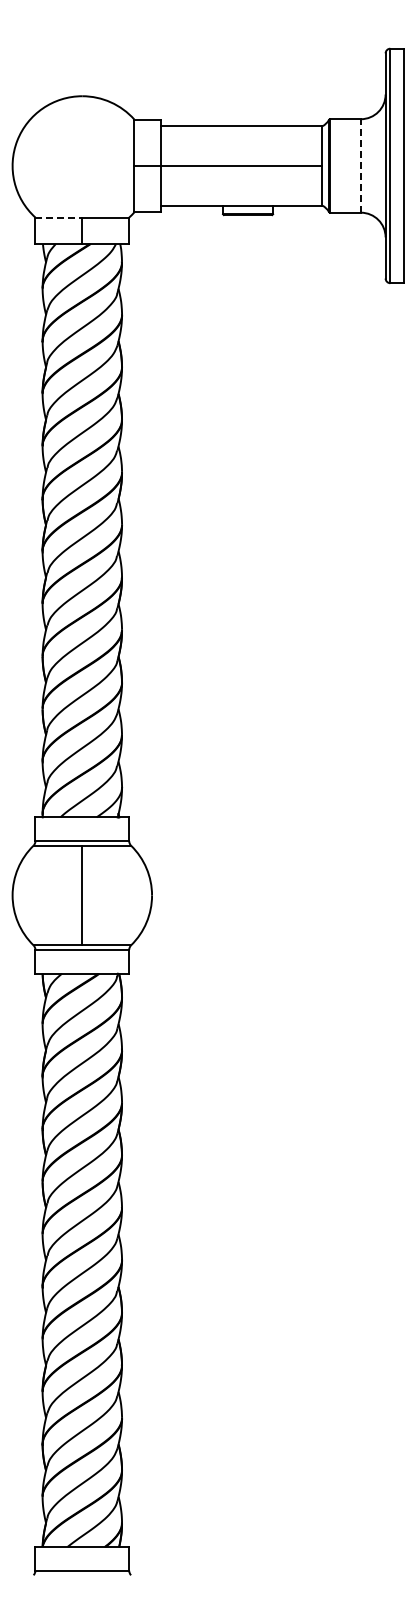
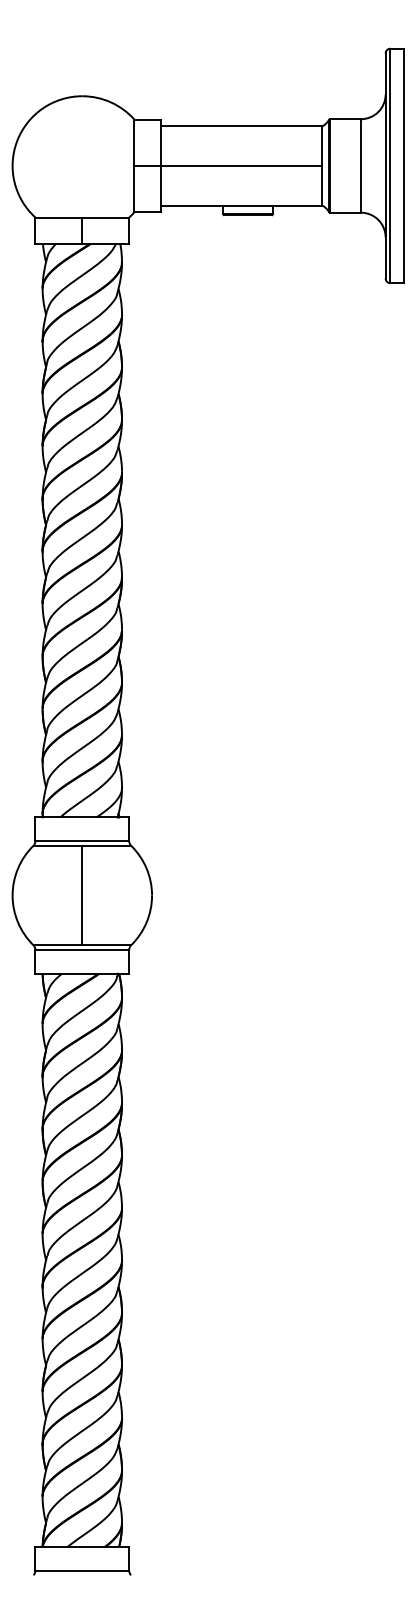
line: dashed -> solid (360, 165)
line: dashed -> solid (59, 217)
